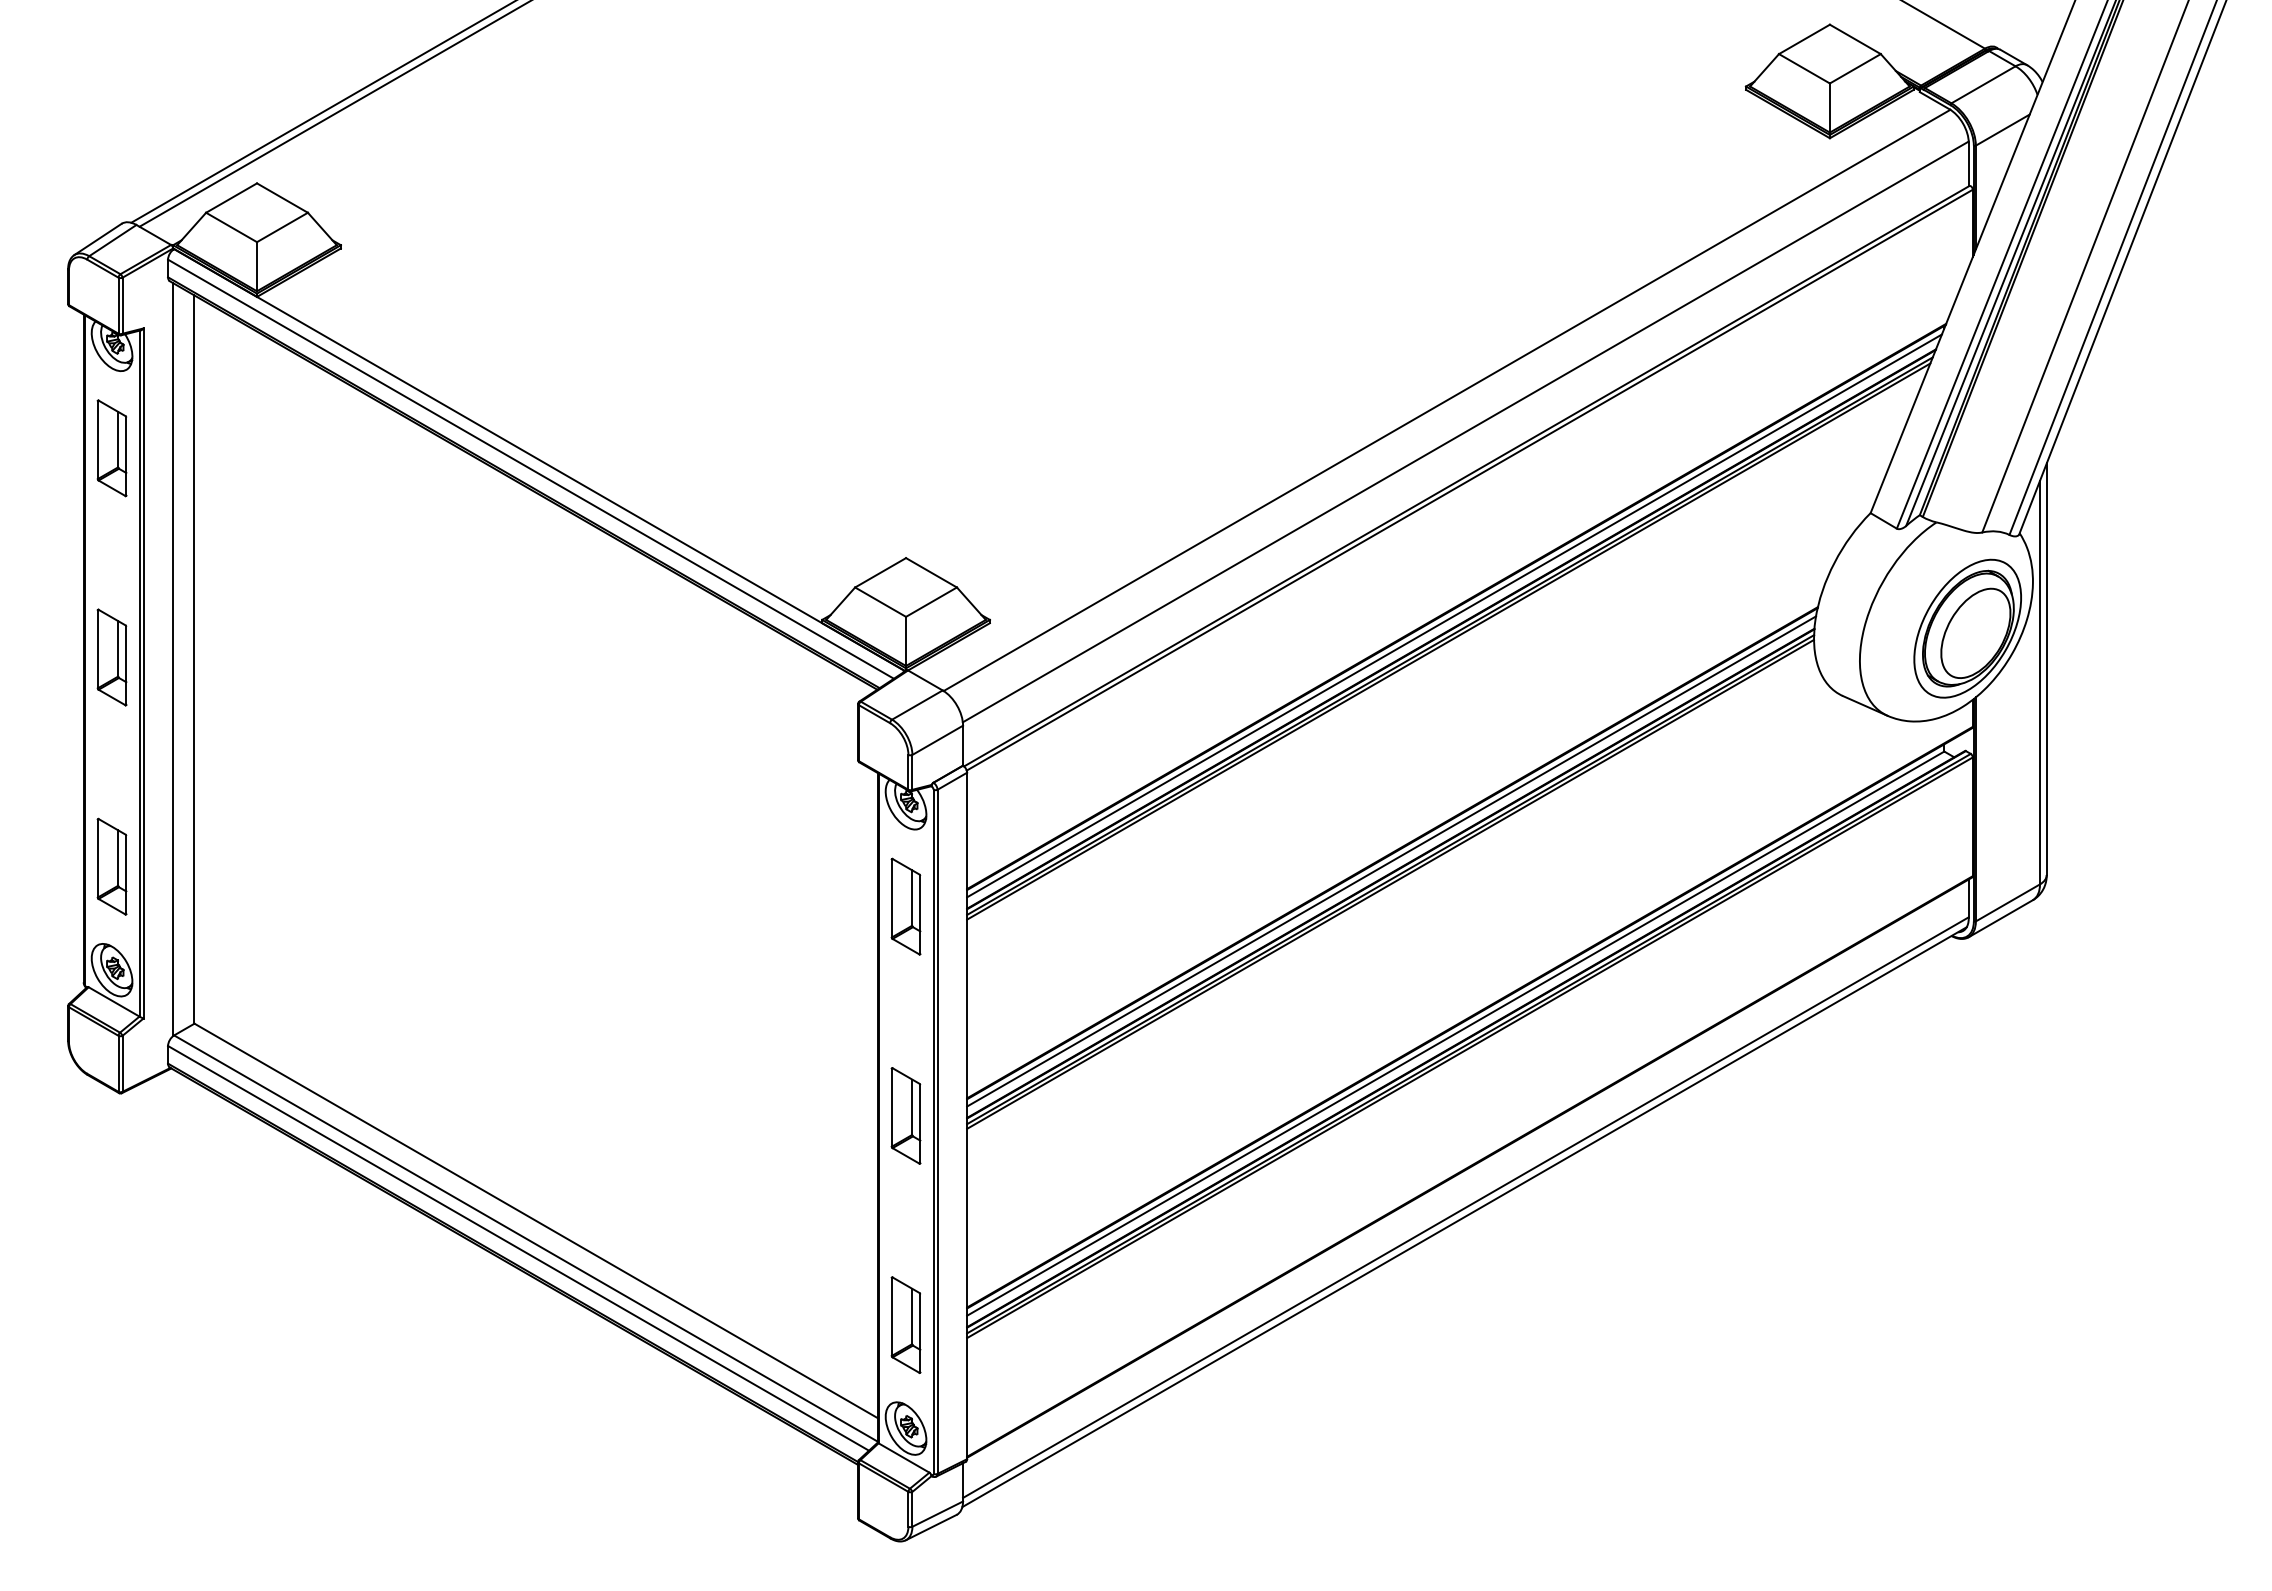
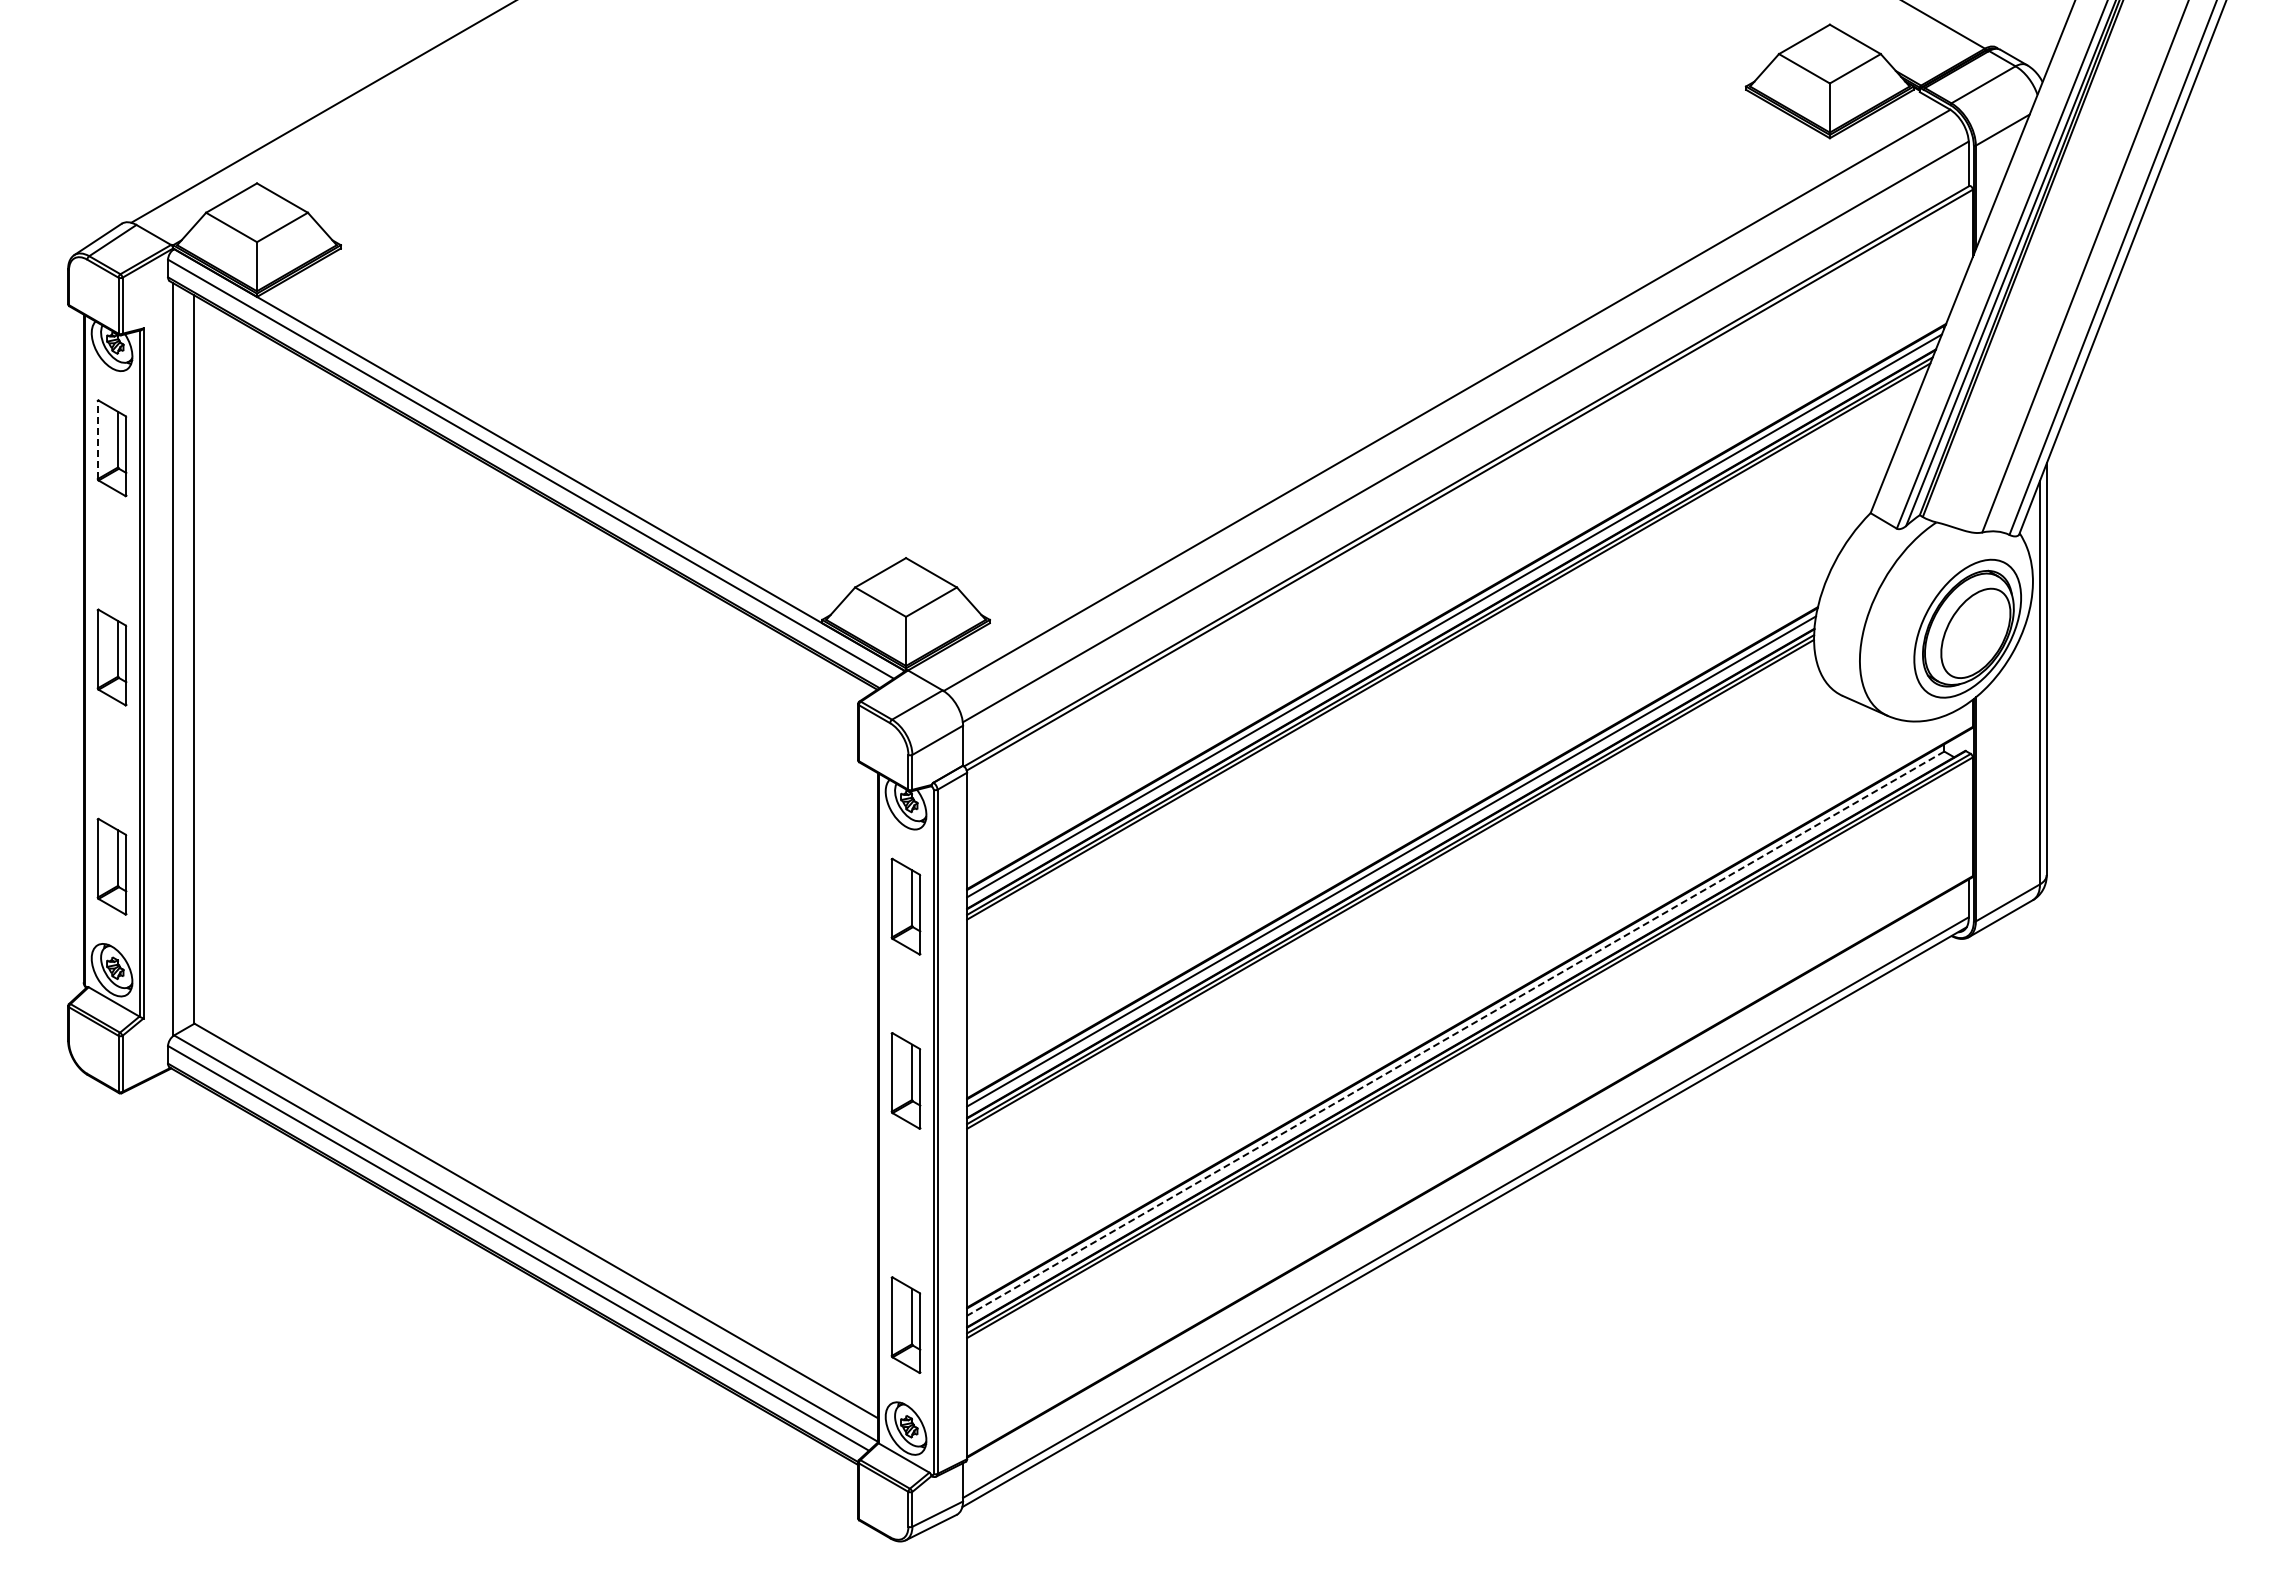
line: present -> none (333, 114)
line: solid -> dashed (97, 439)
line: solid -> dashed (1455, 1033)
part position: (905, 1115) -> (905, 1080) (905, 1080)
